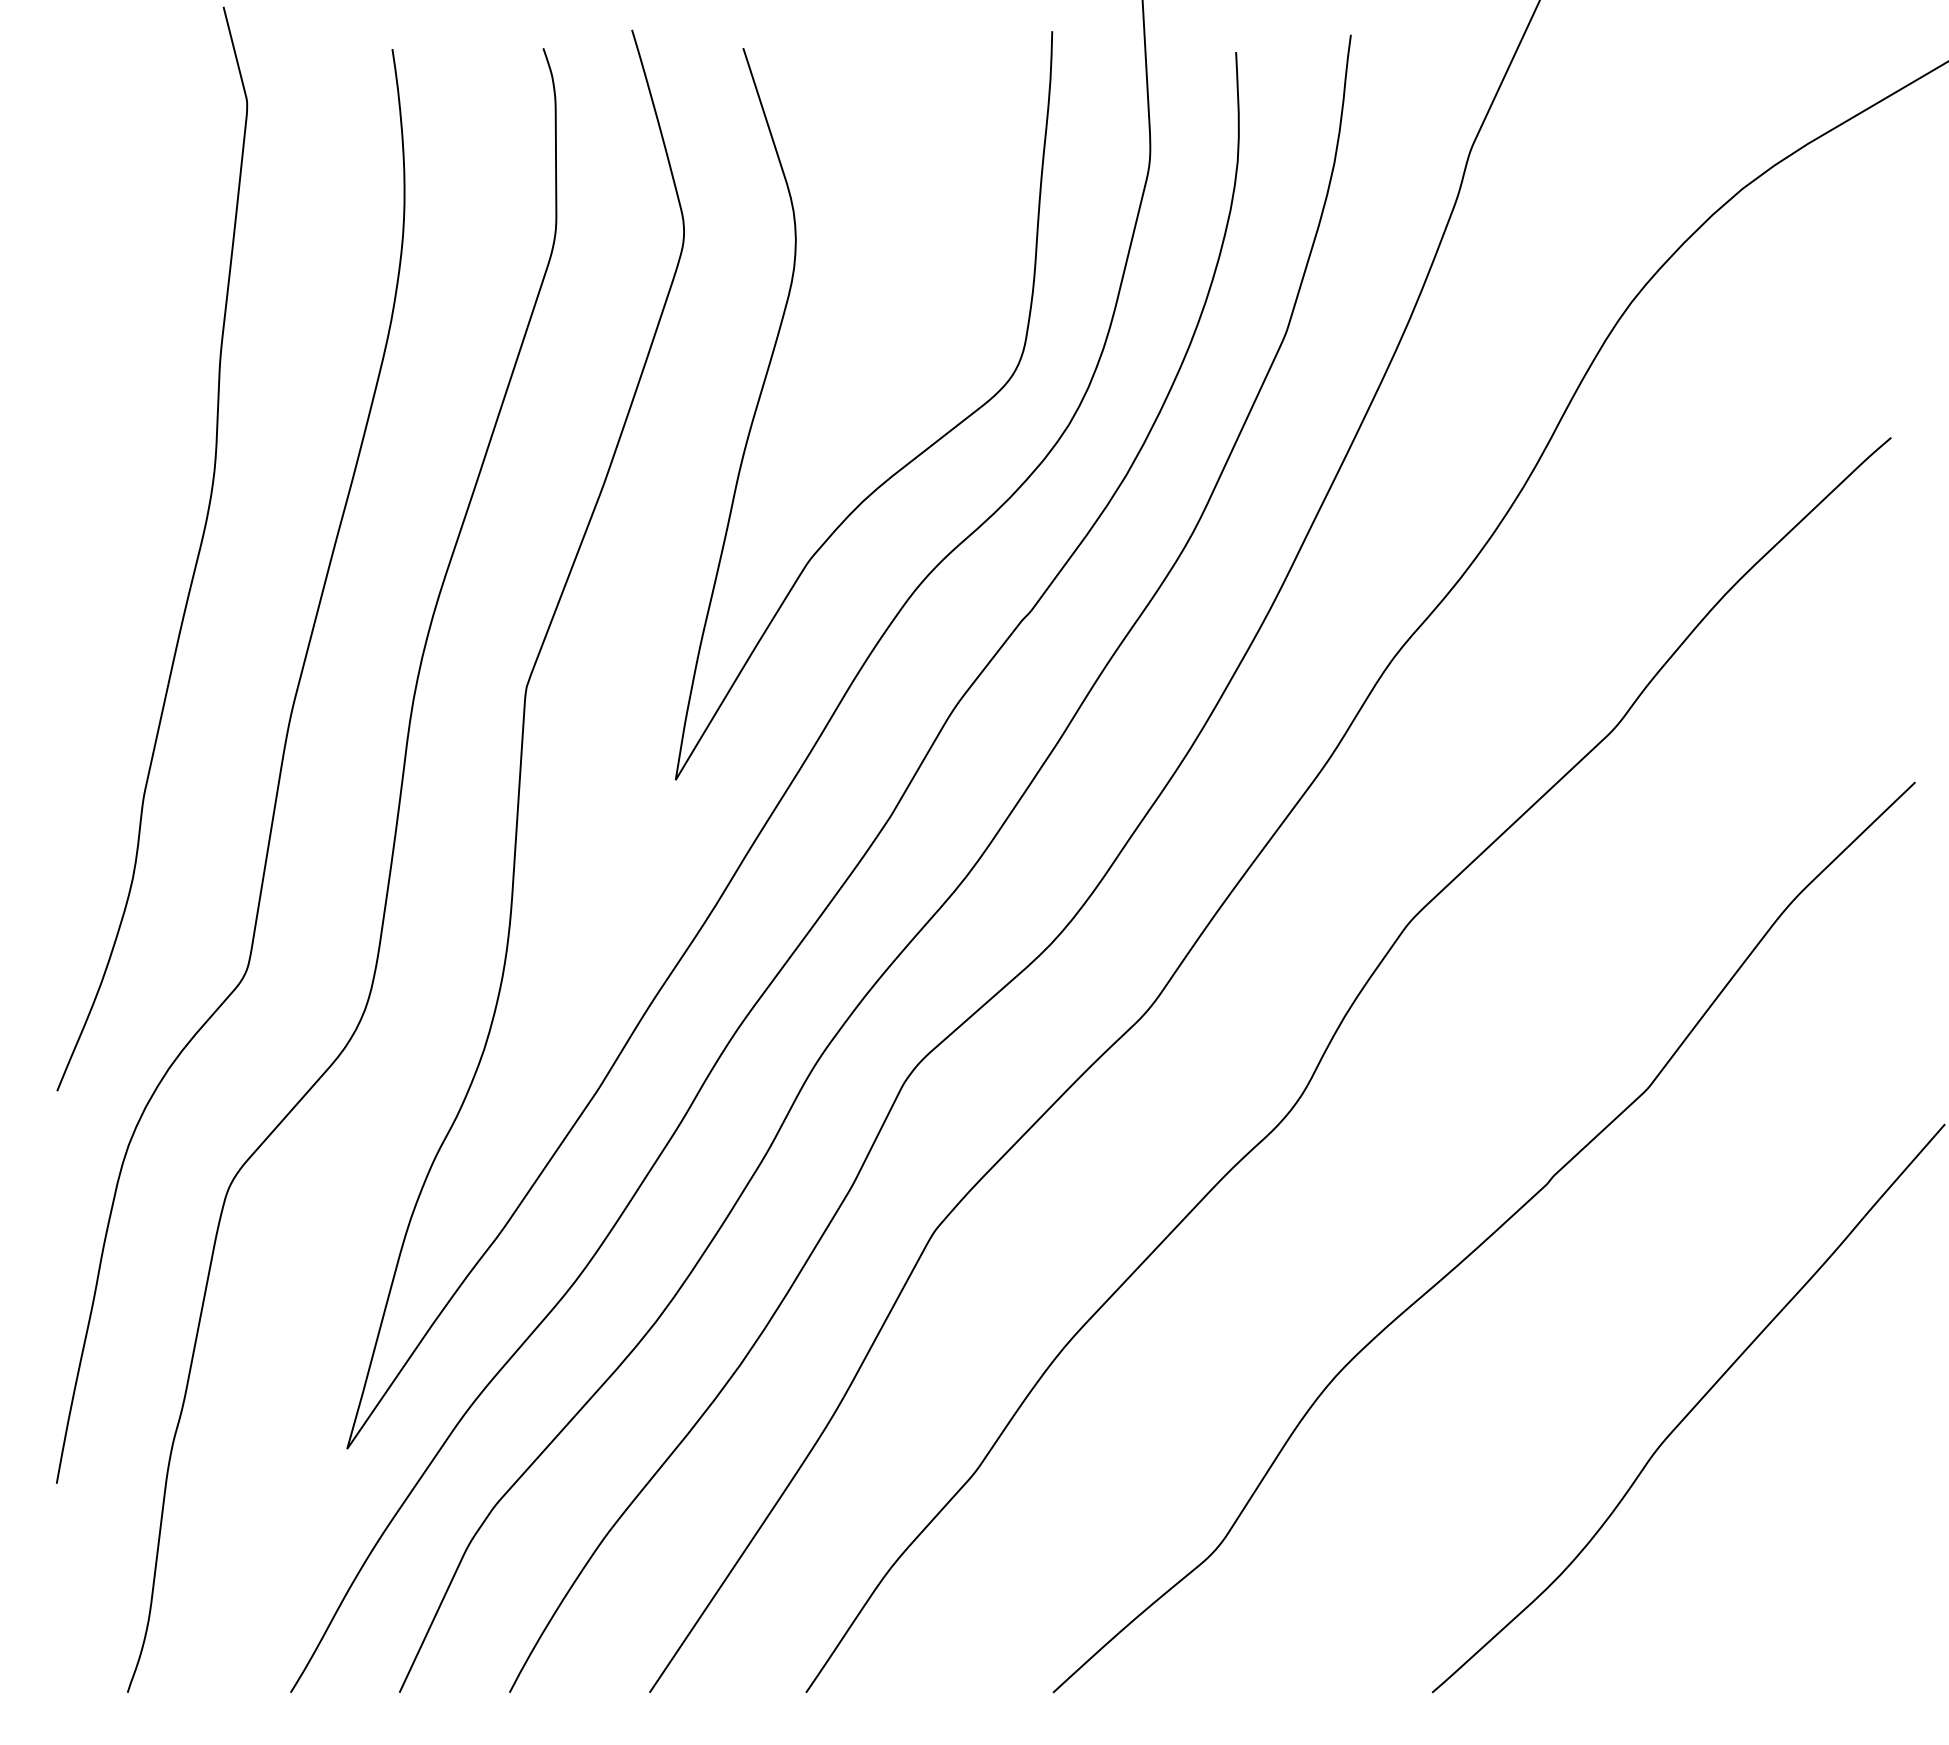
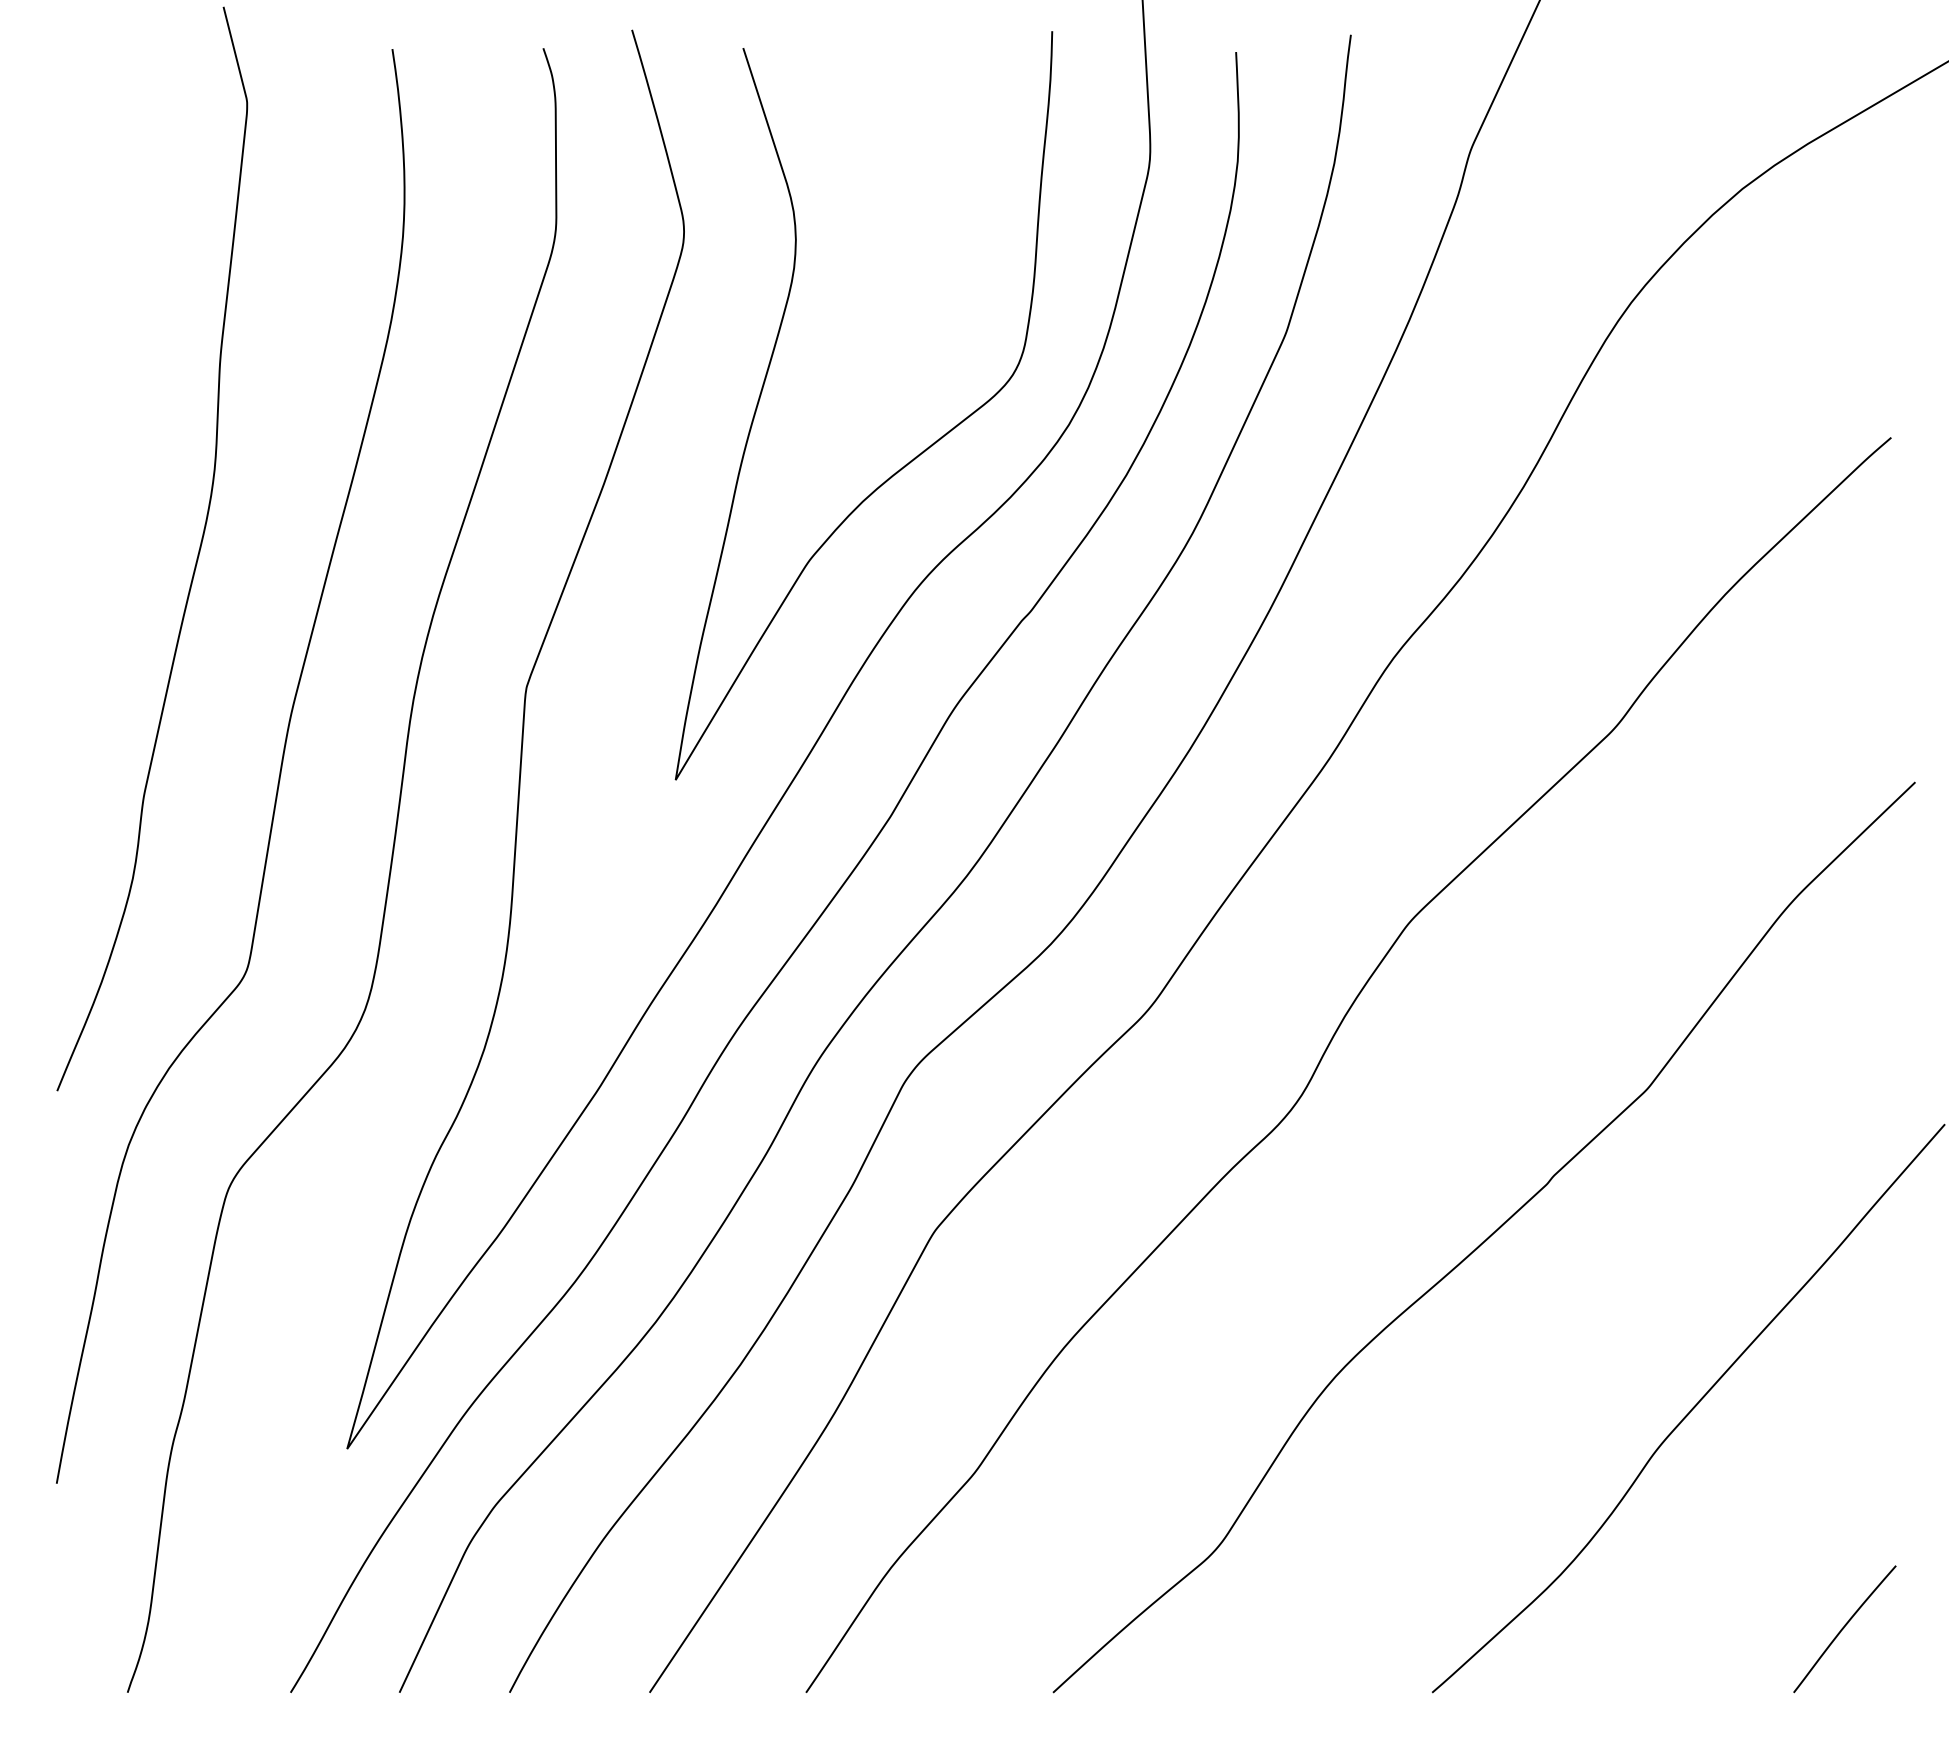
curve: none -> present (1844, 1628)
